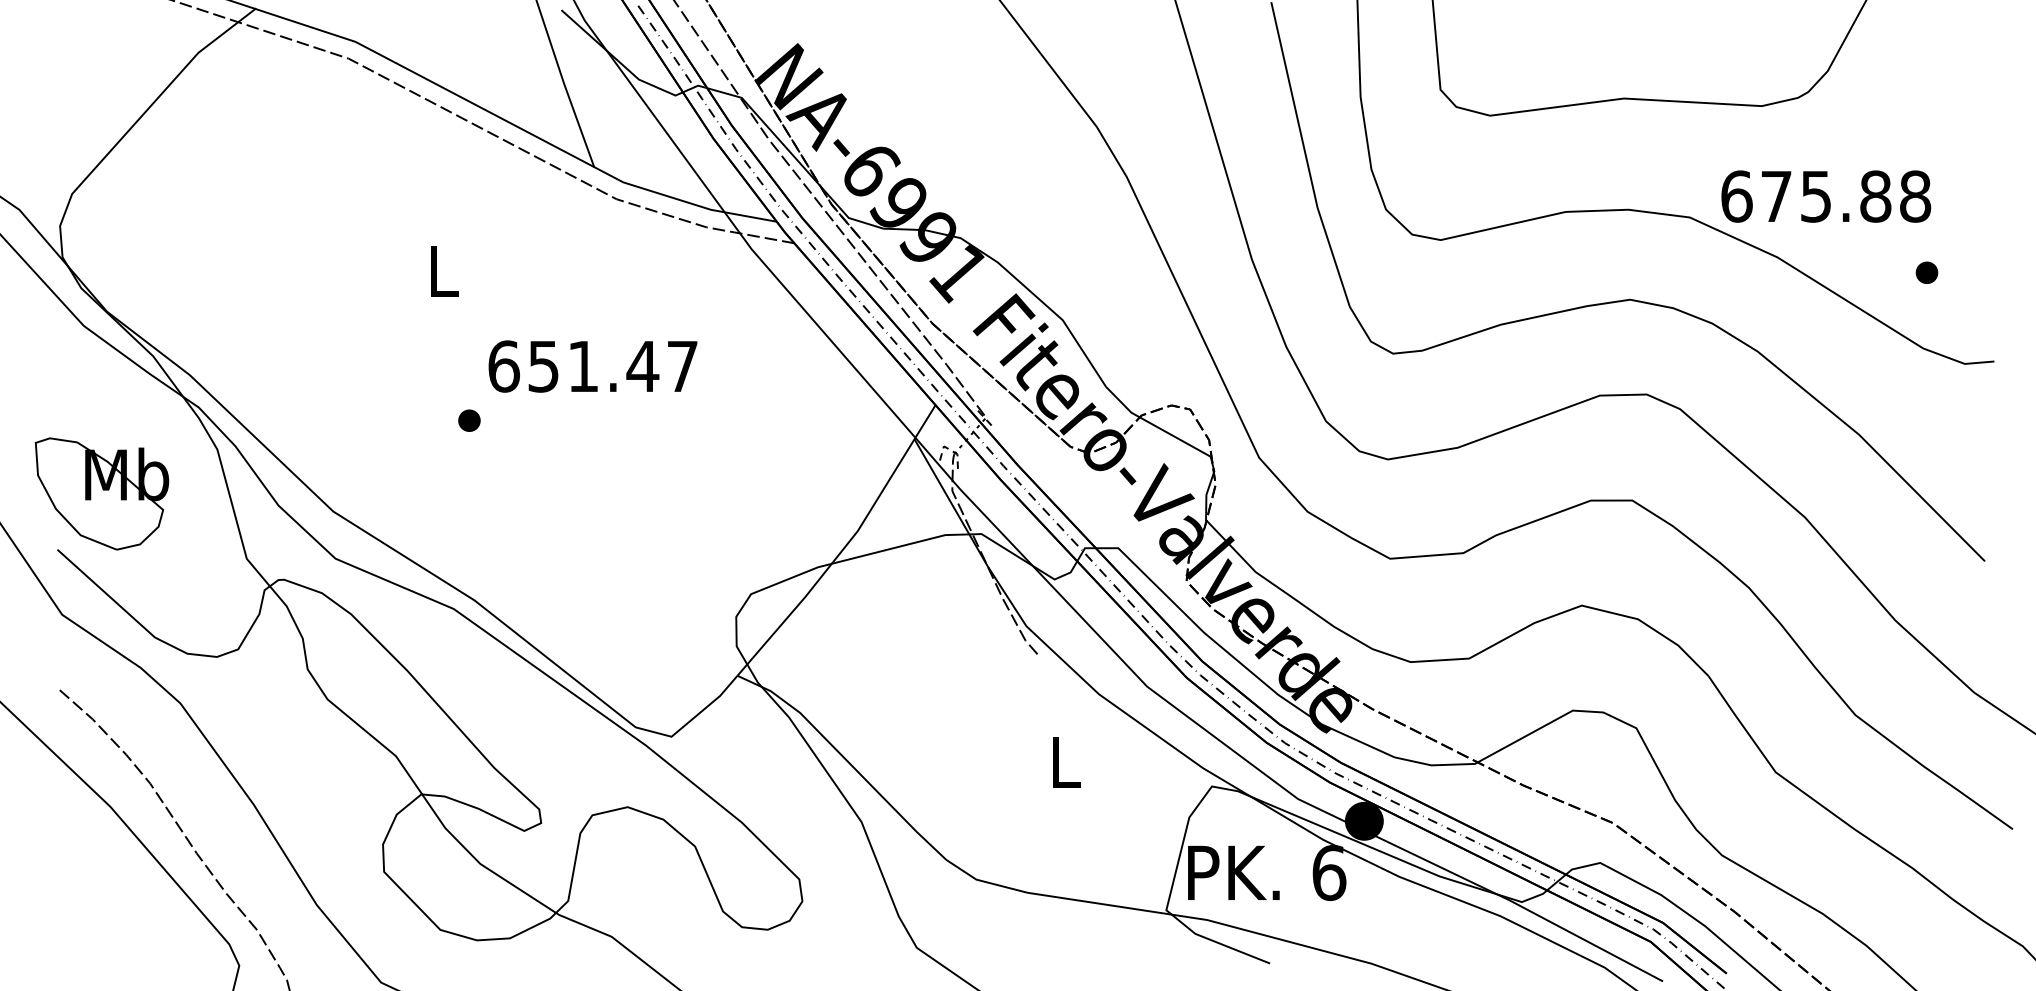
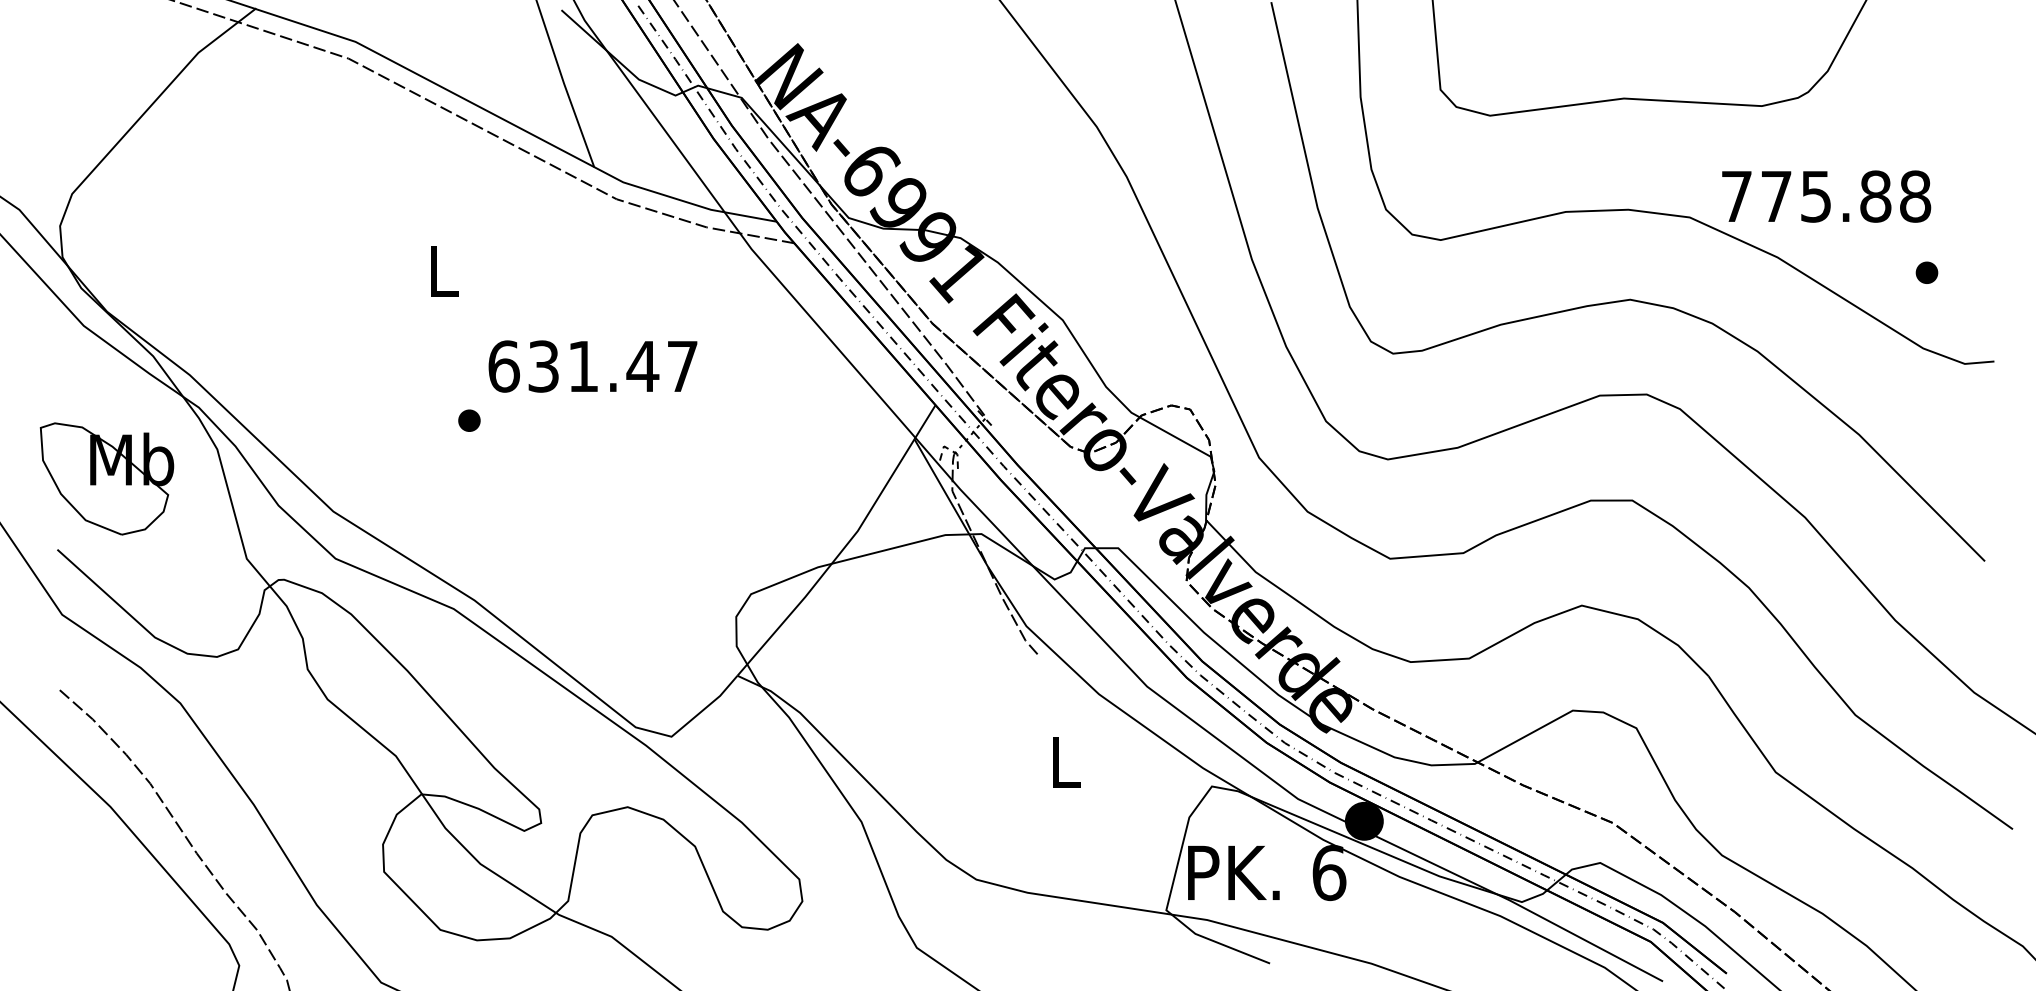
text: 675.88 -> 775.88 (1736, 196)
text: 651.47 -> 631.47 (543, 366)
part position: (101, 493) -> (106, 478) (106, 478)
